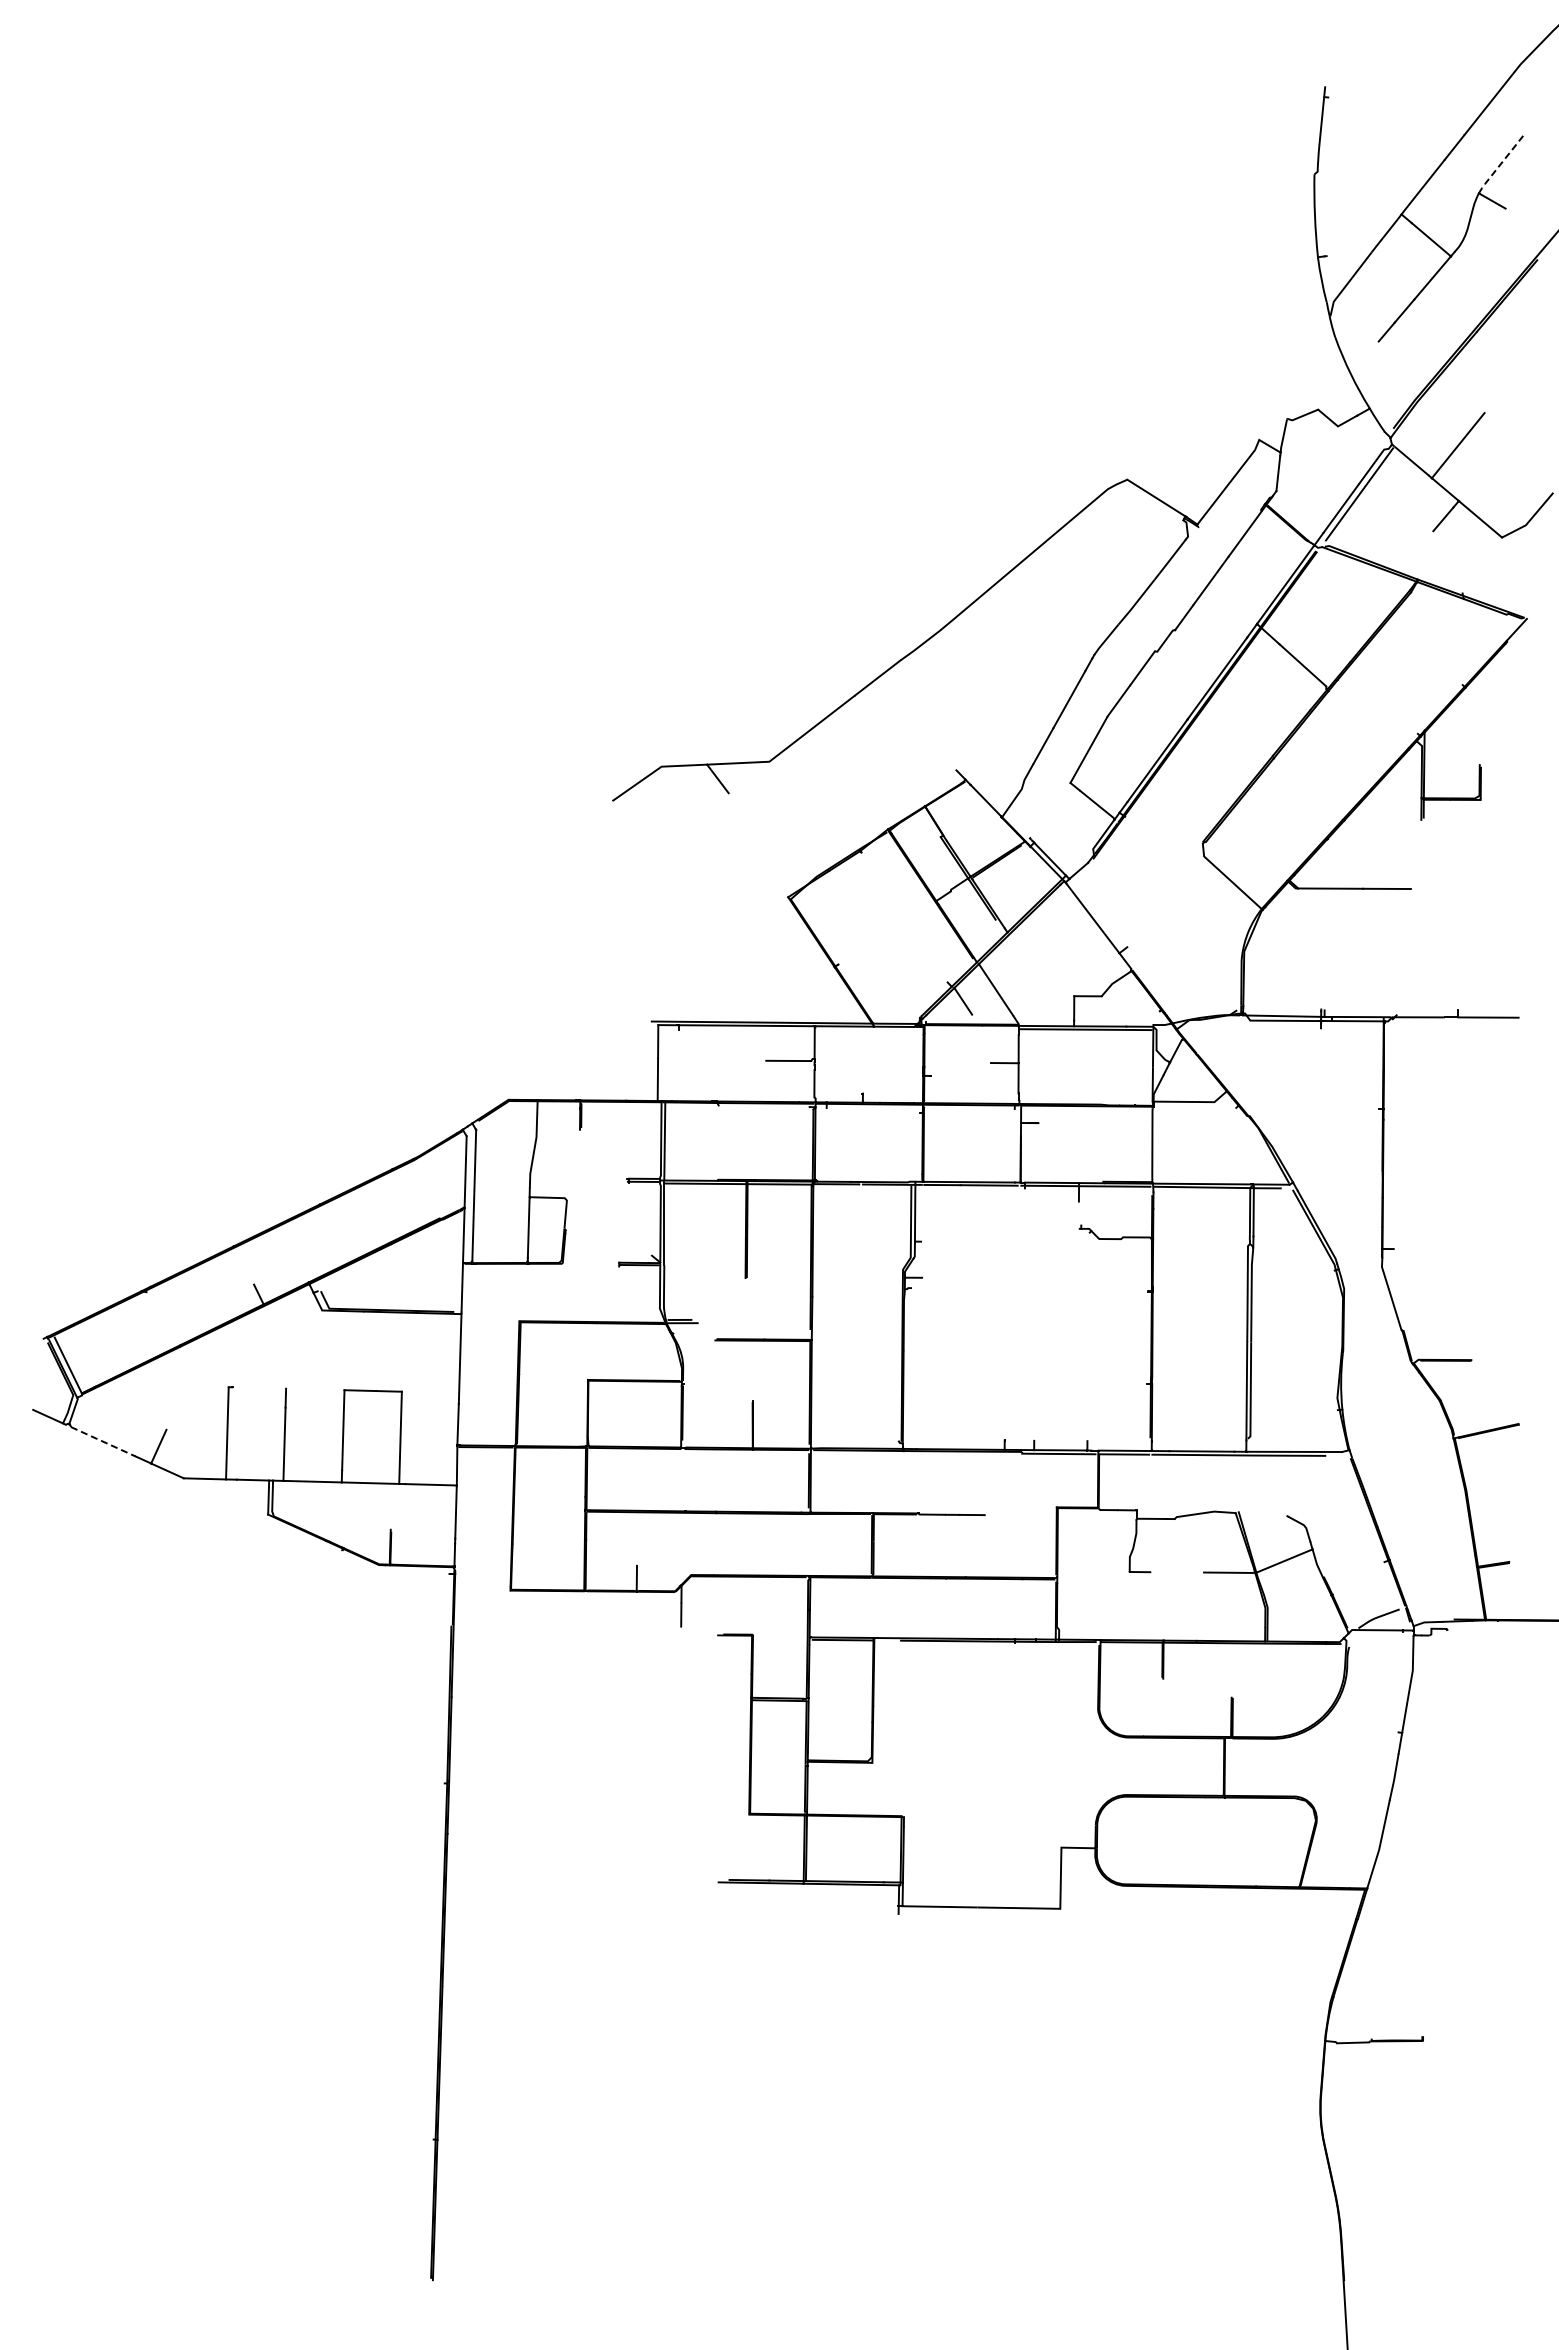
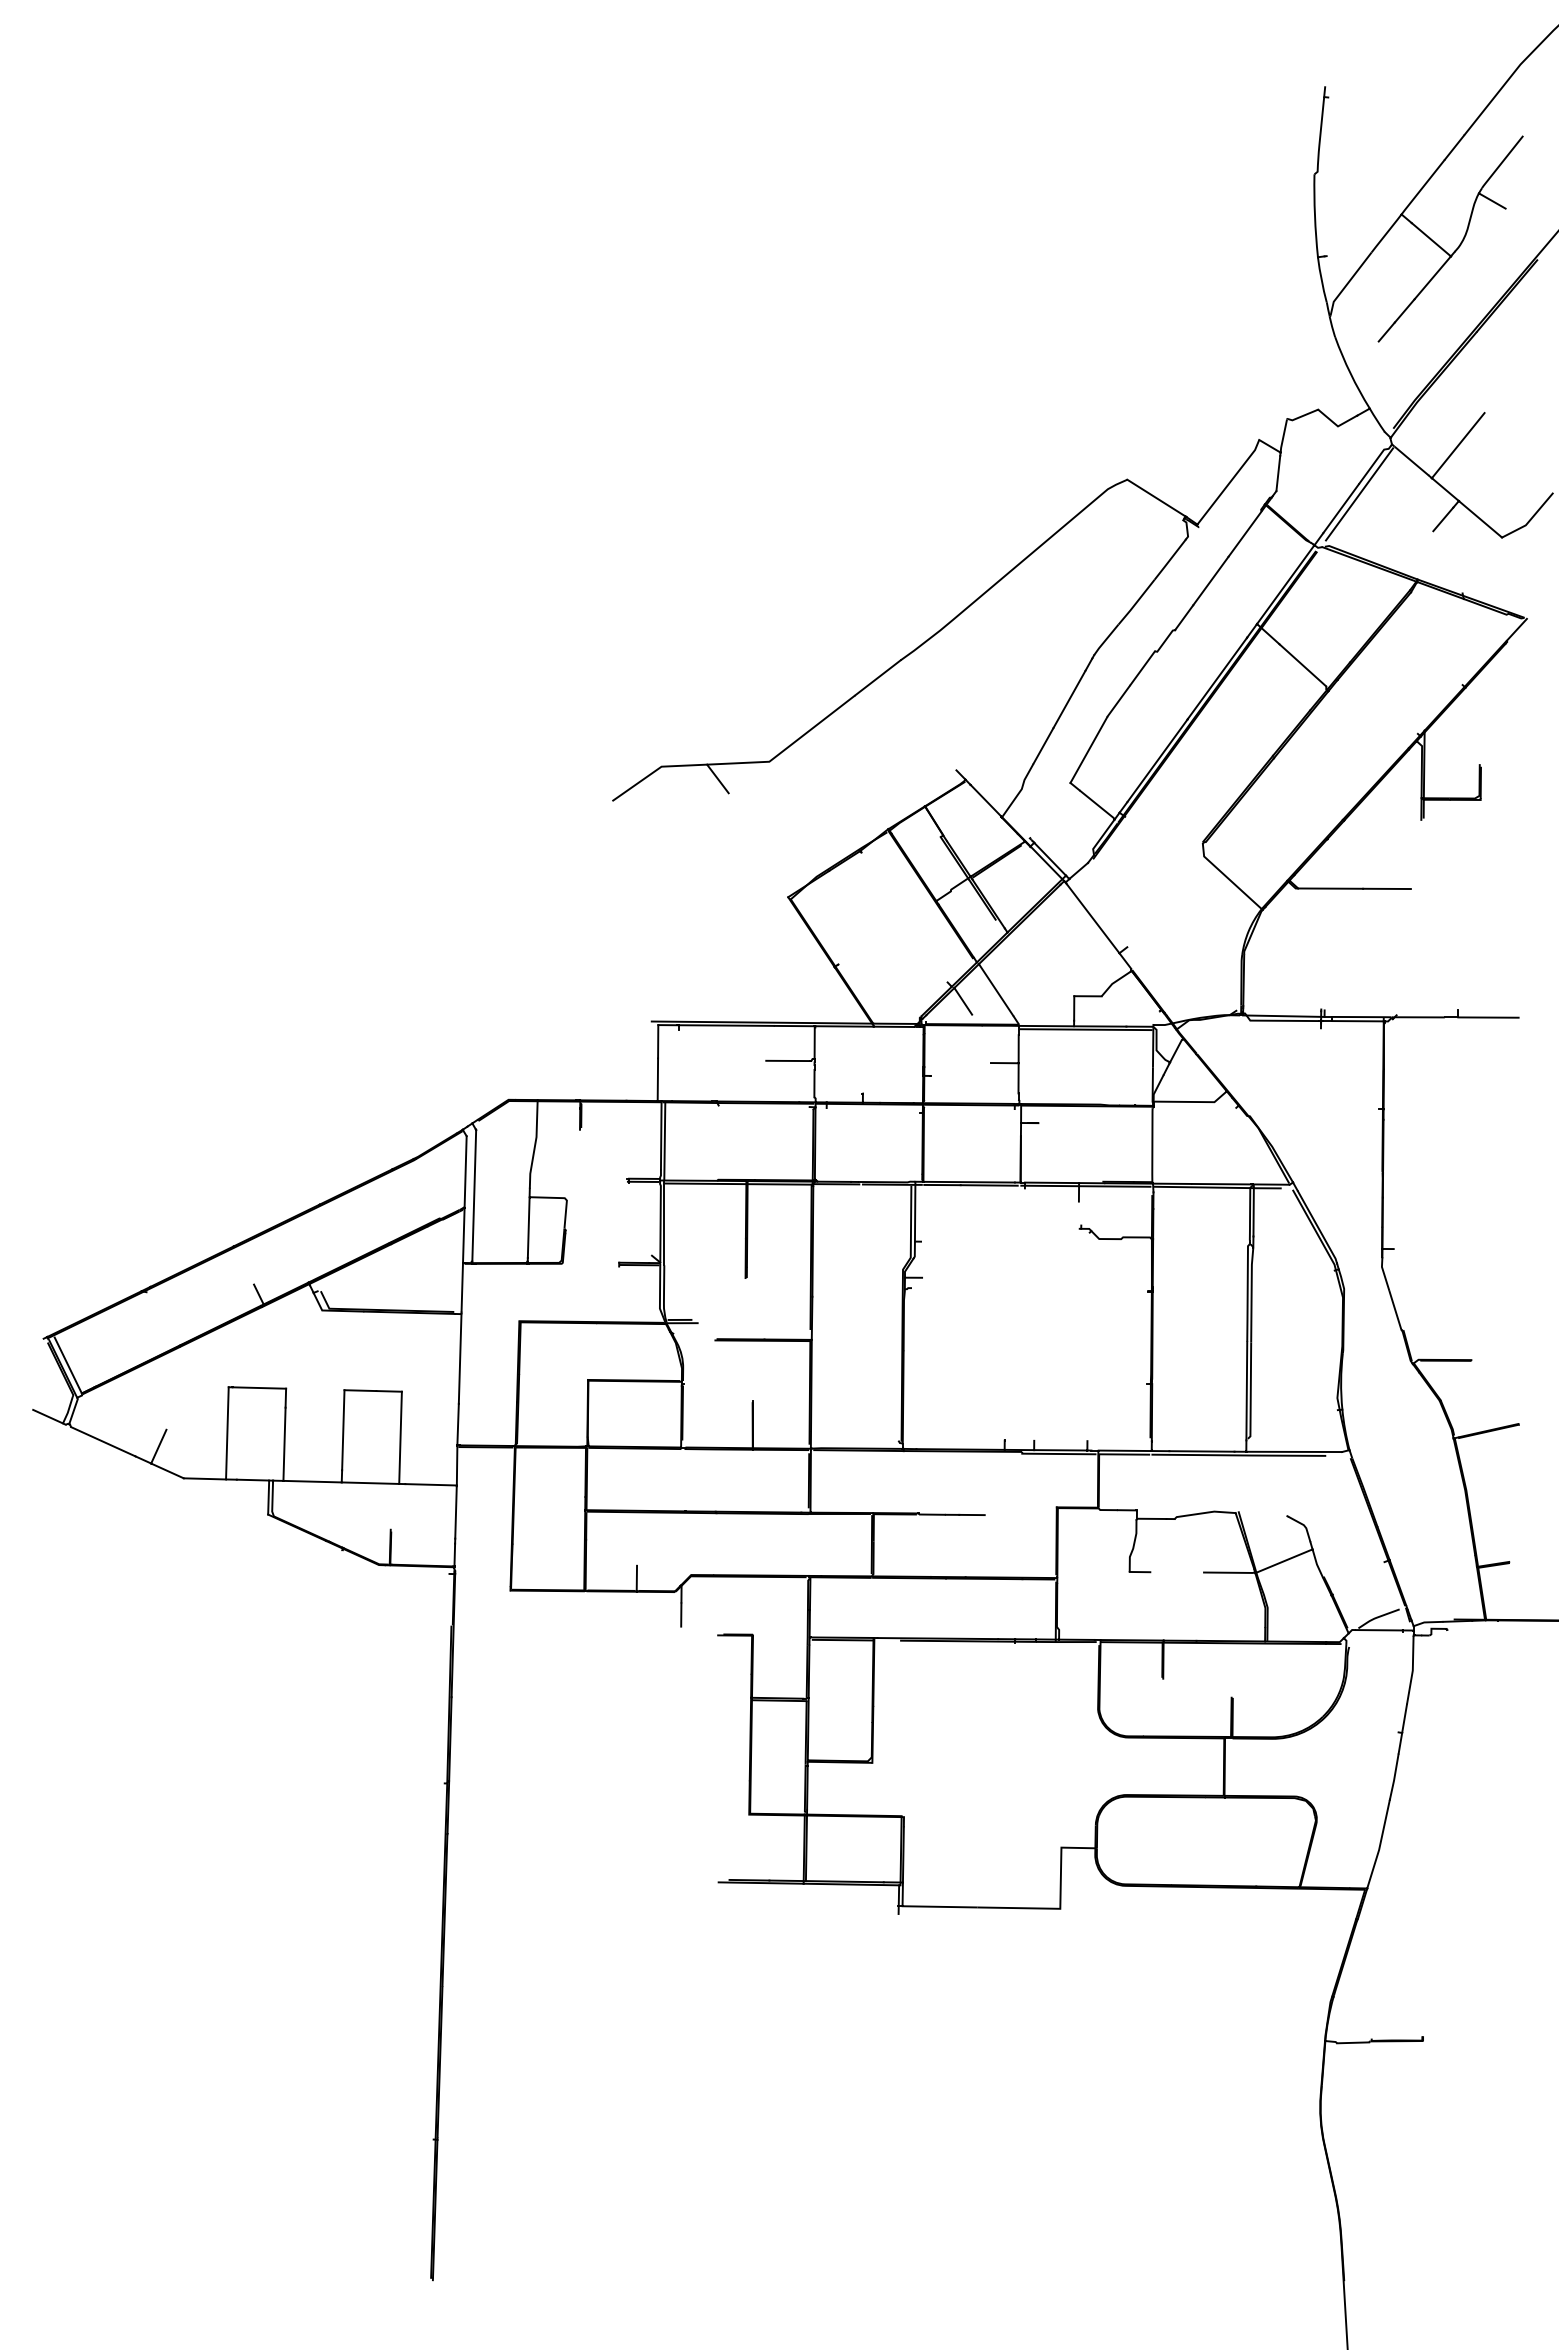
line: dashed -> solid (1500, 164)
line: none -> present (259, 1387)
line: dashed -> solid (103, 1441)
